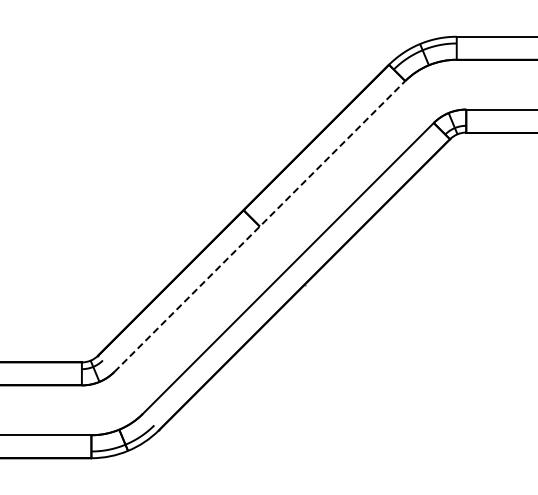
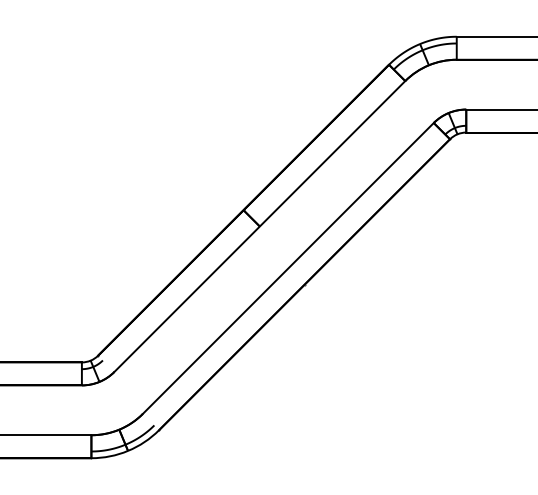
line: dashed -> solid (259, 226)
